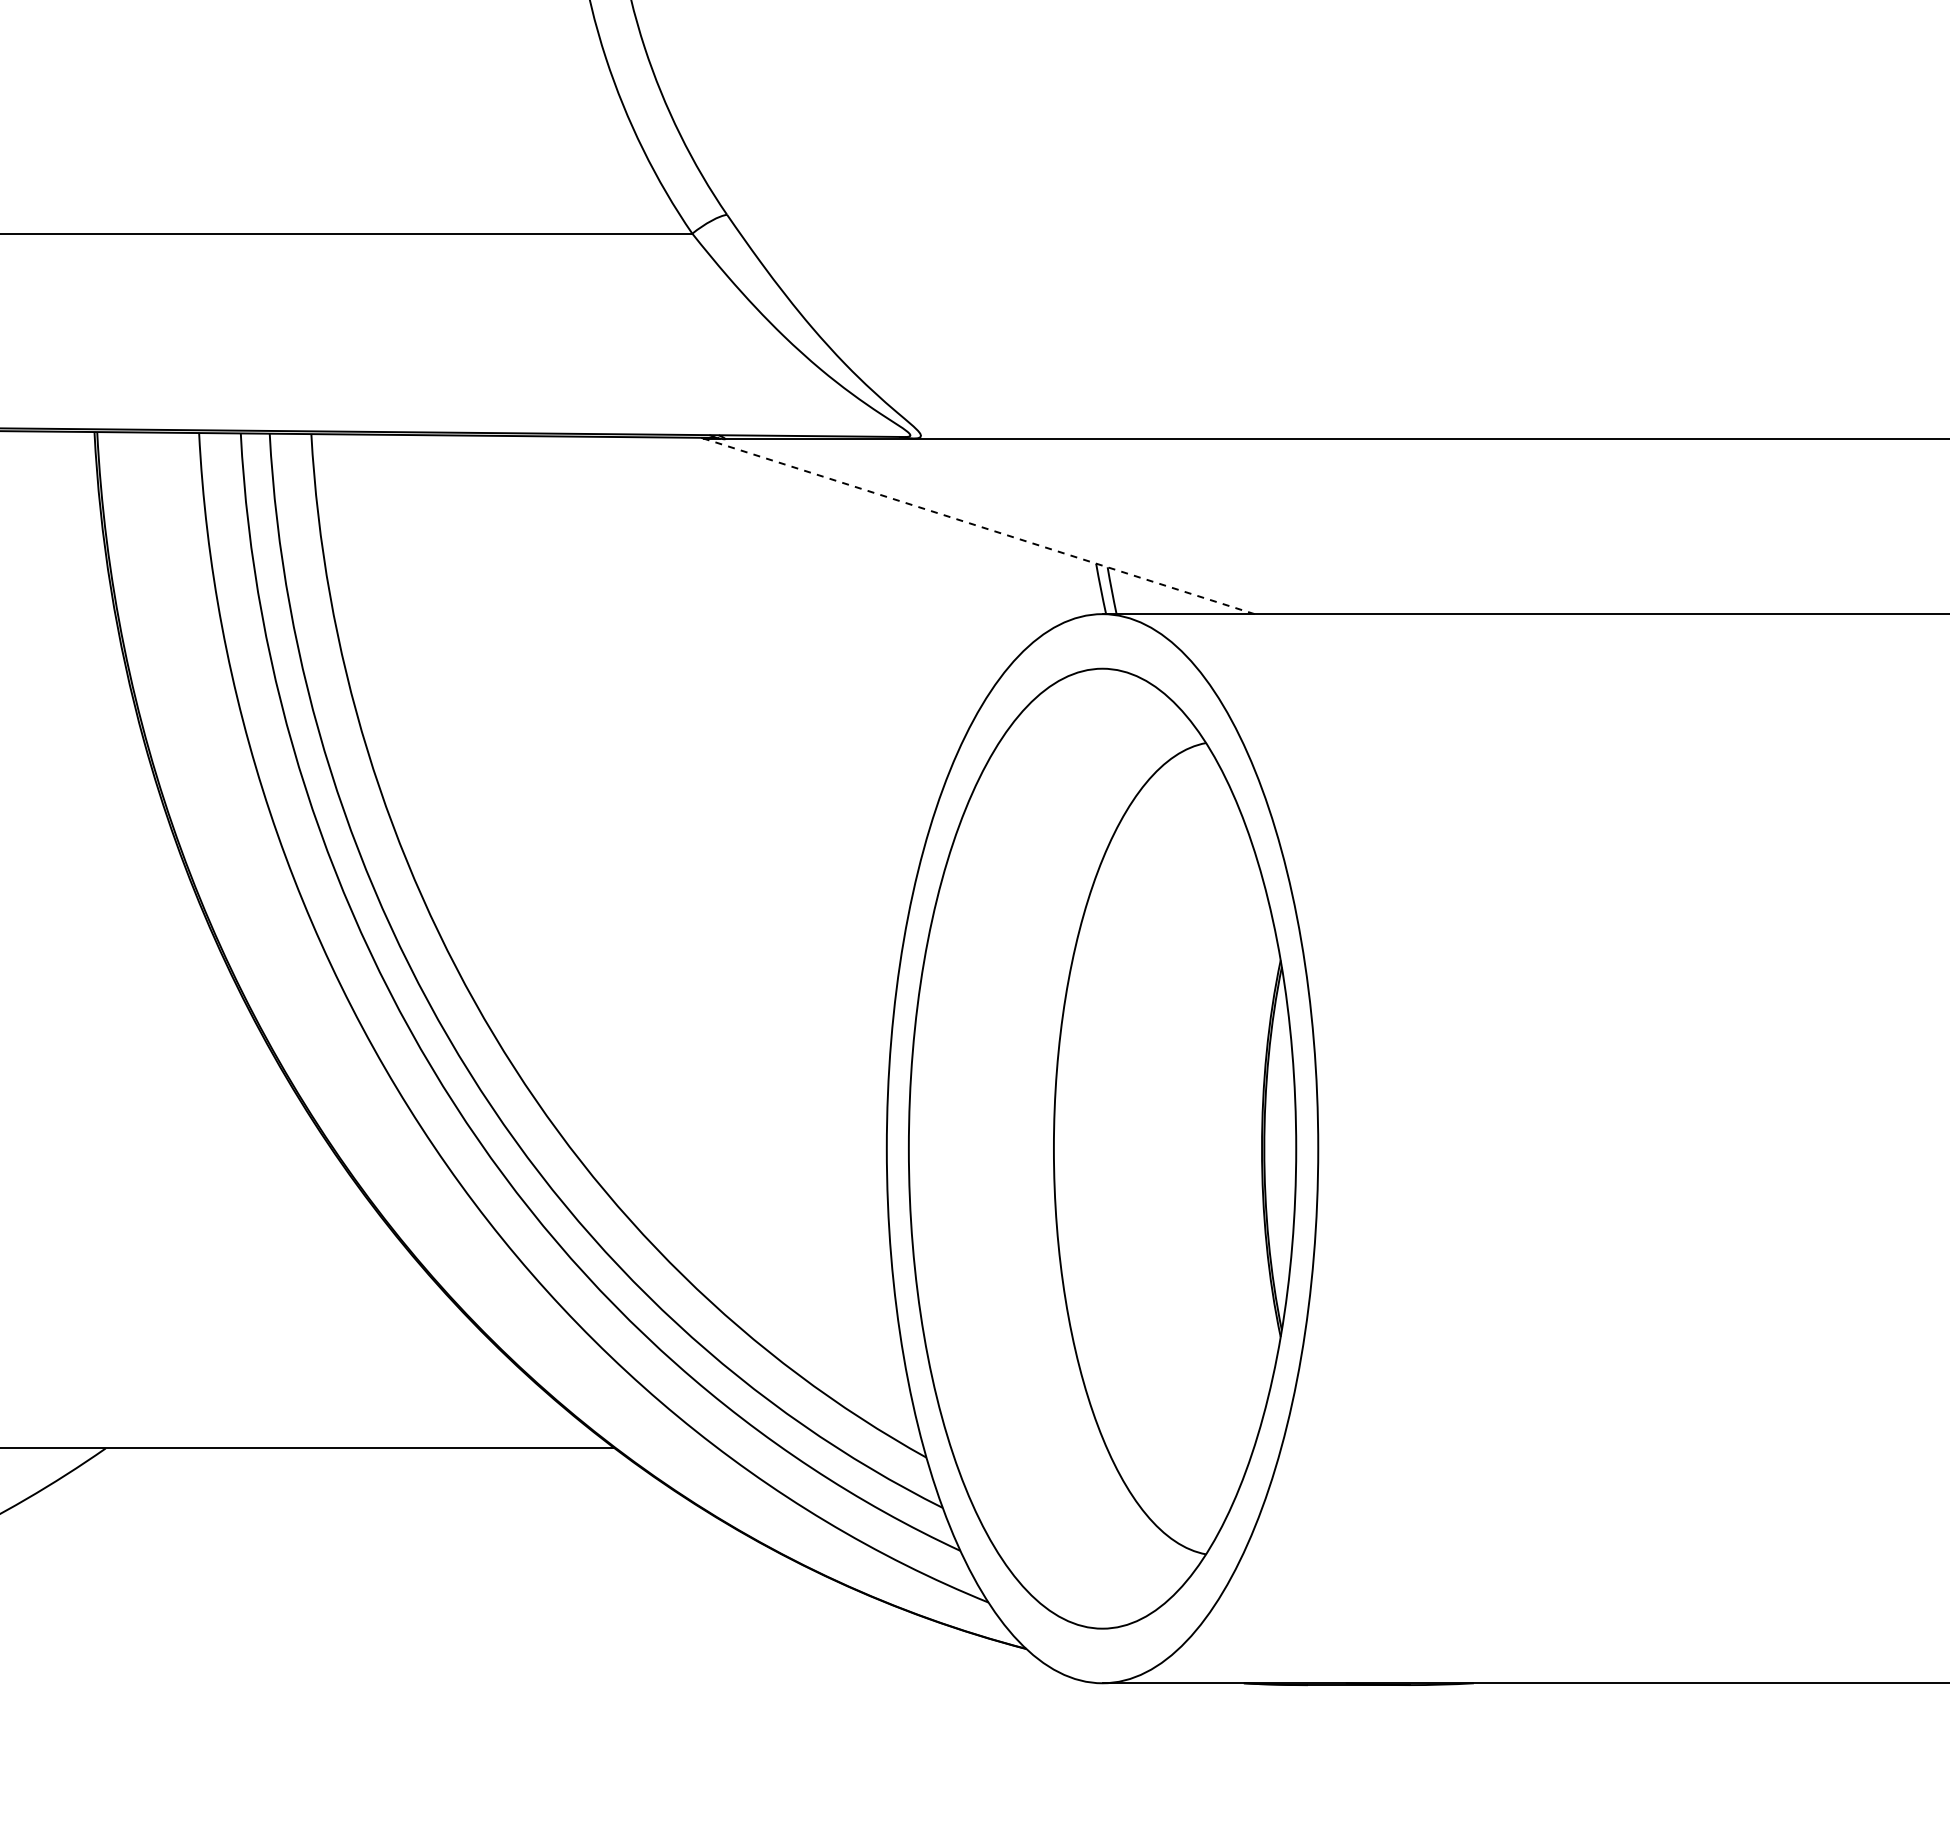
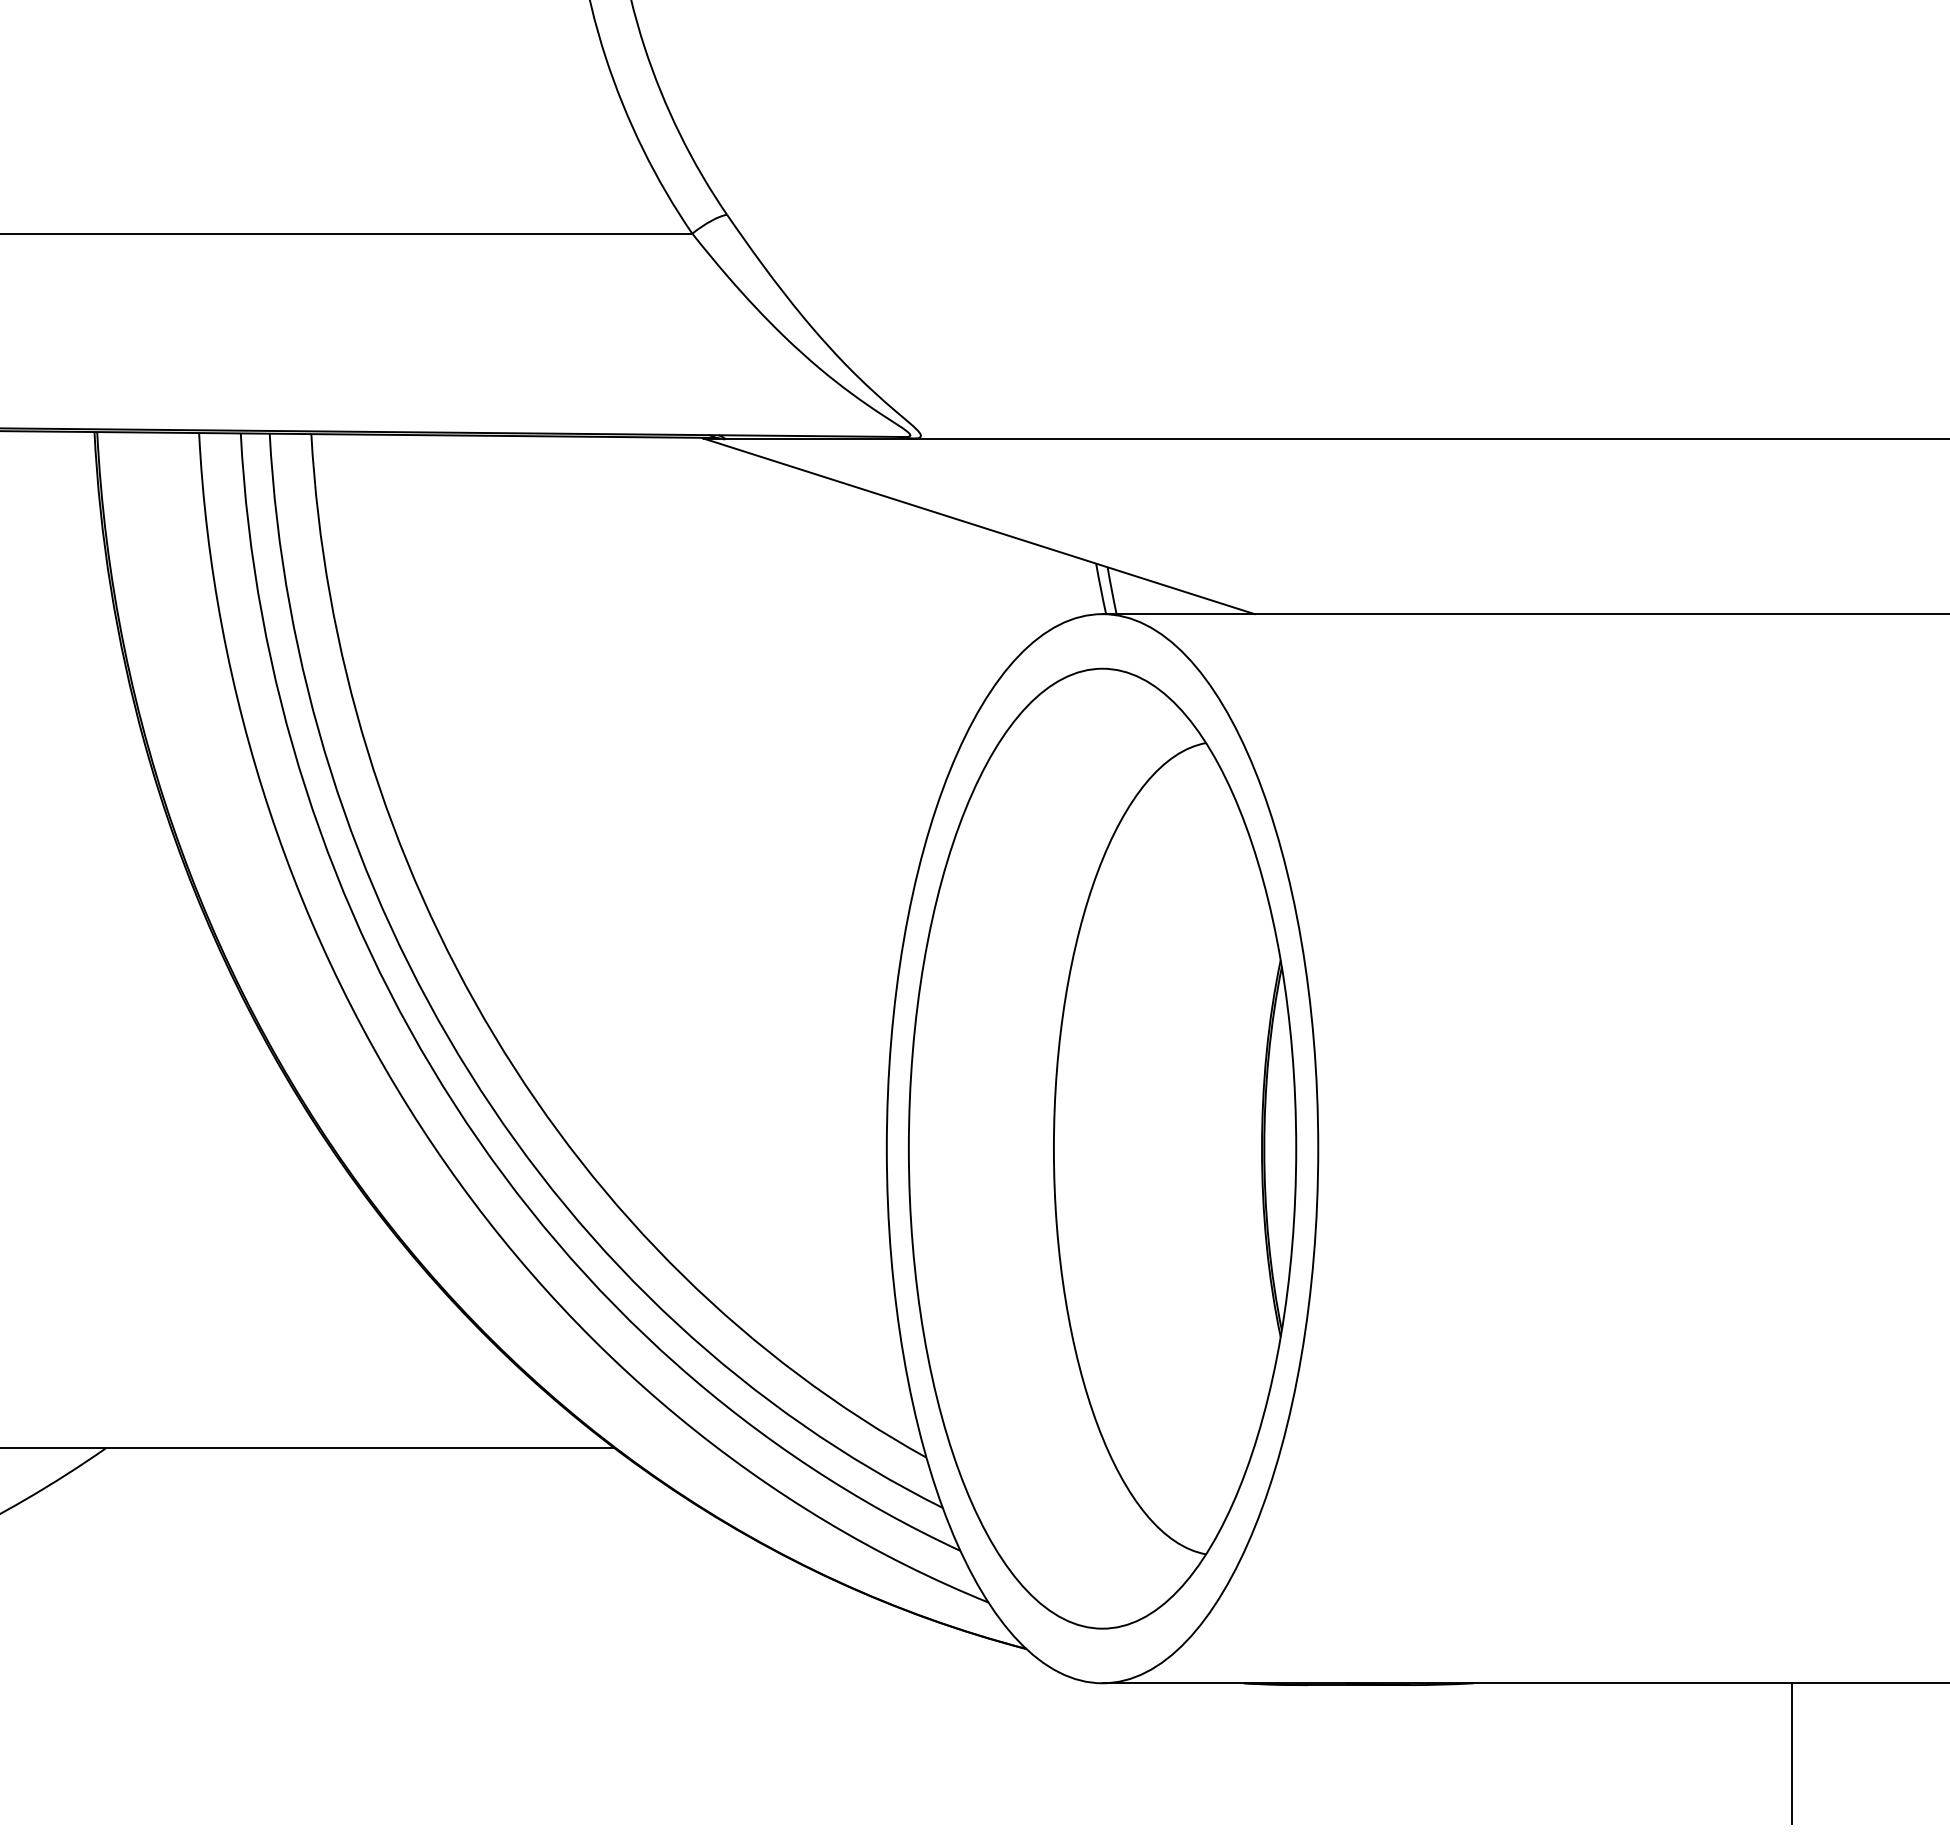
line: dashed -> solid (978, 526)
line: none -> present (1792, 1753)
